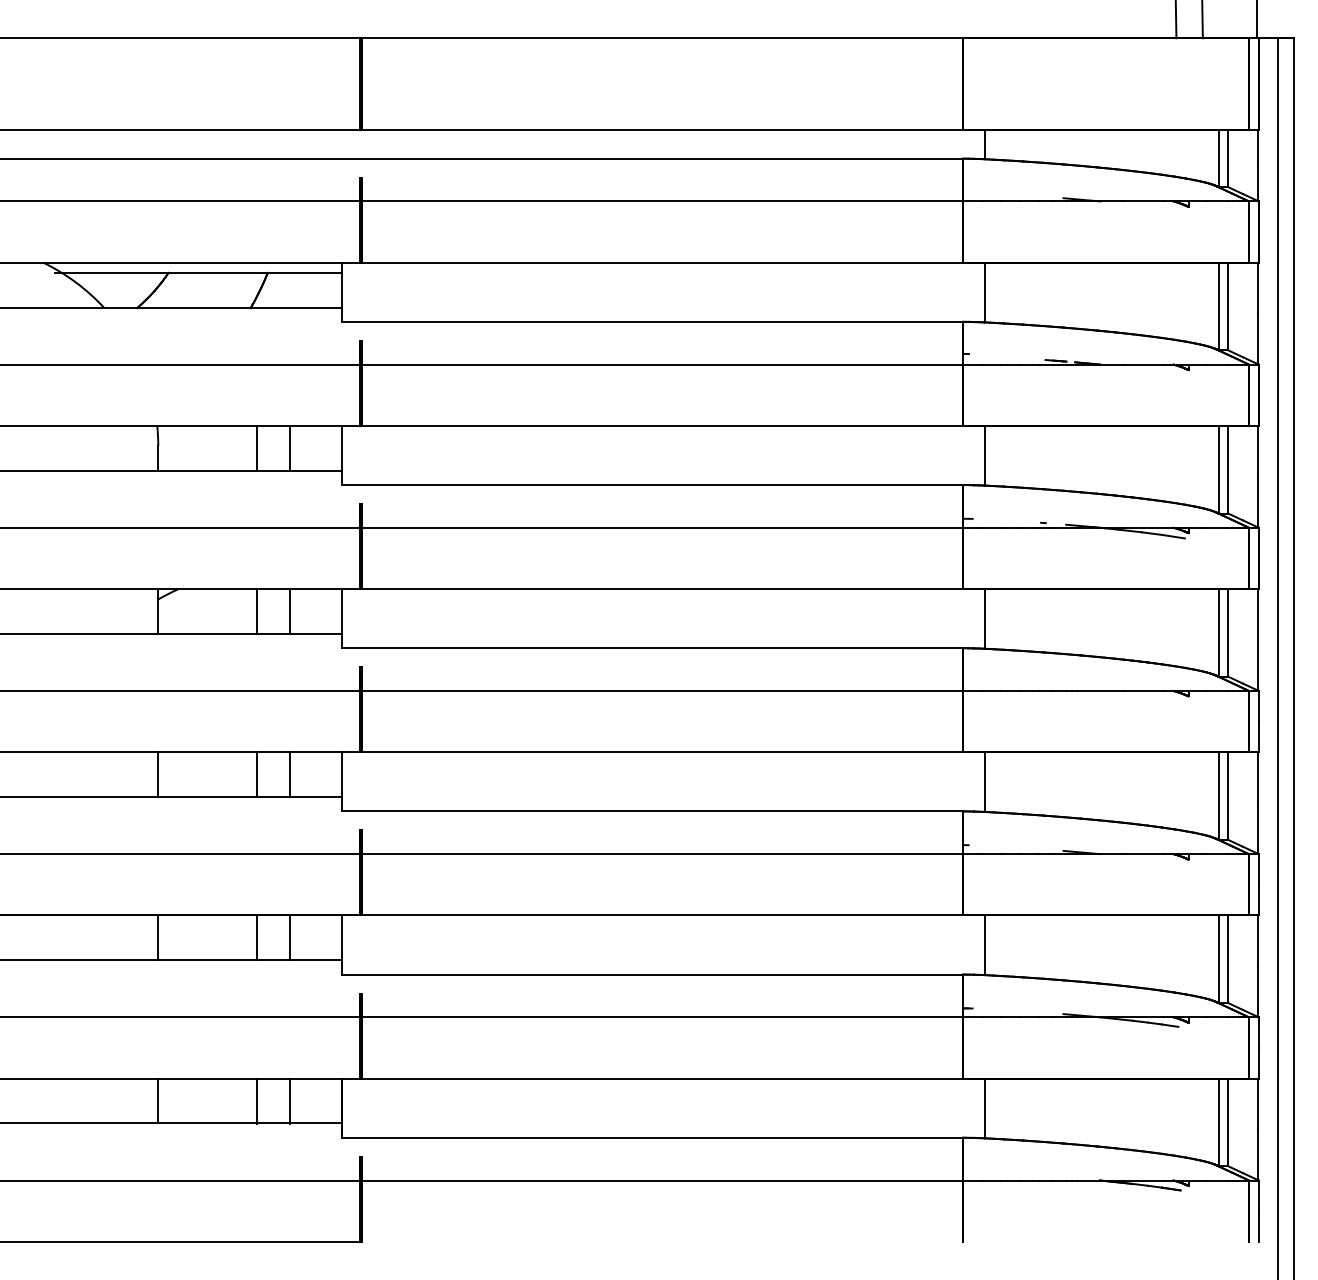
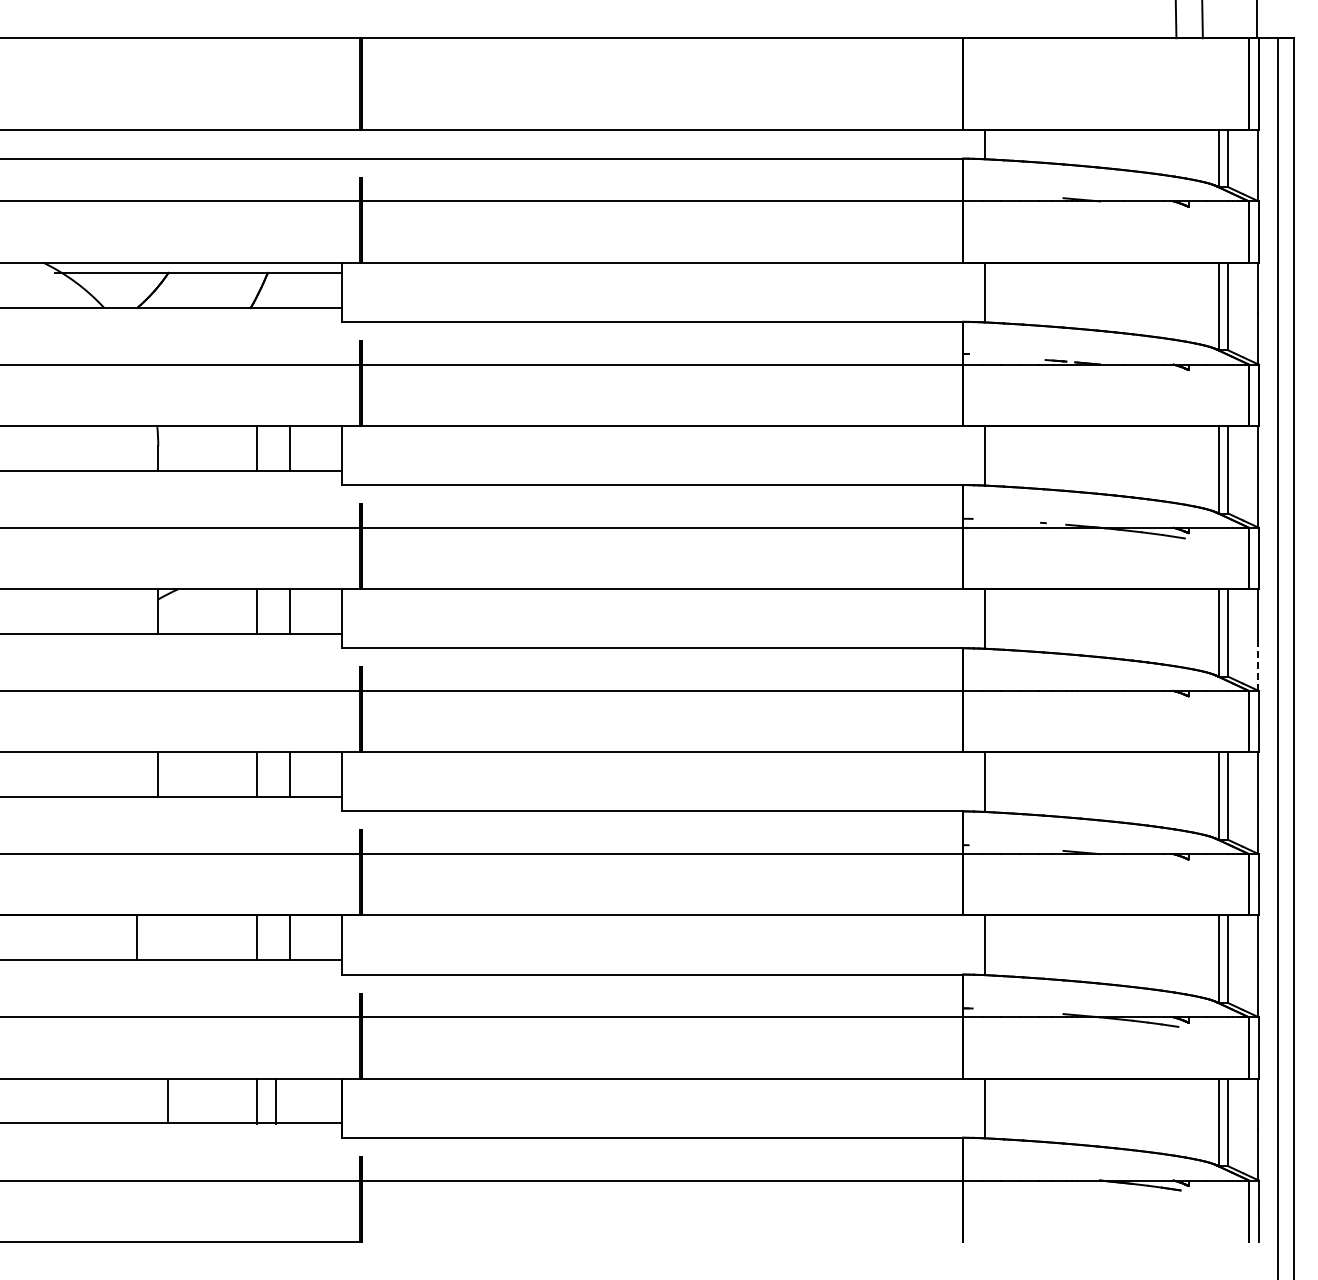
line: solid -> dashed (1257, 665)
line position: (158, 937) -> (137, 937) (137, 937)
line position: (158, 1100) -> (168, 1100) (168, 1100)
line position: (290, 1100) -> (276, 1100) (276, 1100)
